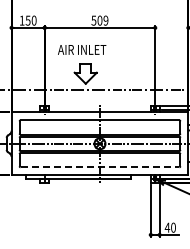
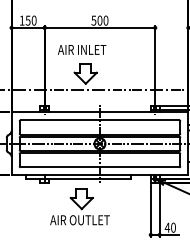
text: 509 -> 500 (105, 20)
line: dashed -> solid (100, 167)
part: none -> present (79, 206)
